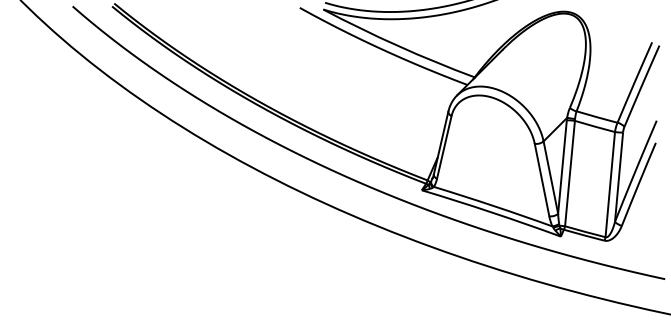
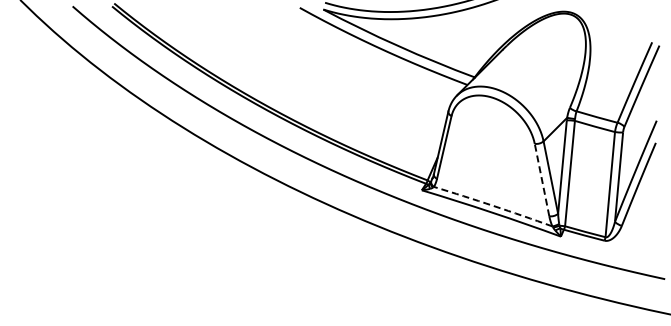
line: solid -> dashed (542, 180)
arc: solid -> dashed (493, 205)
